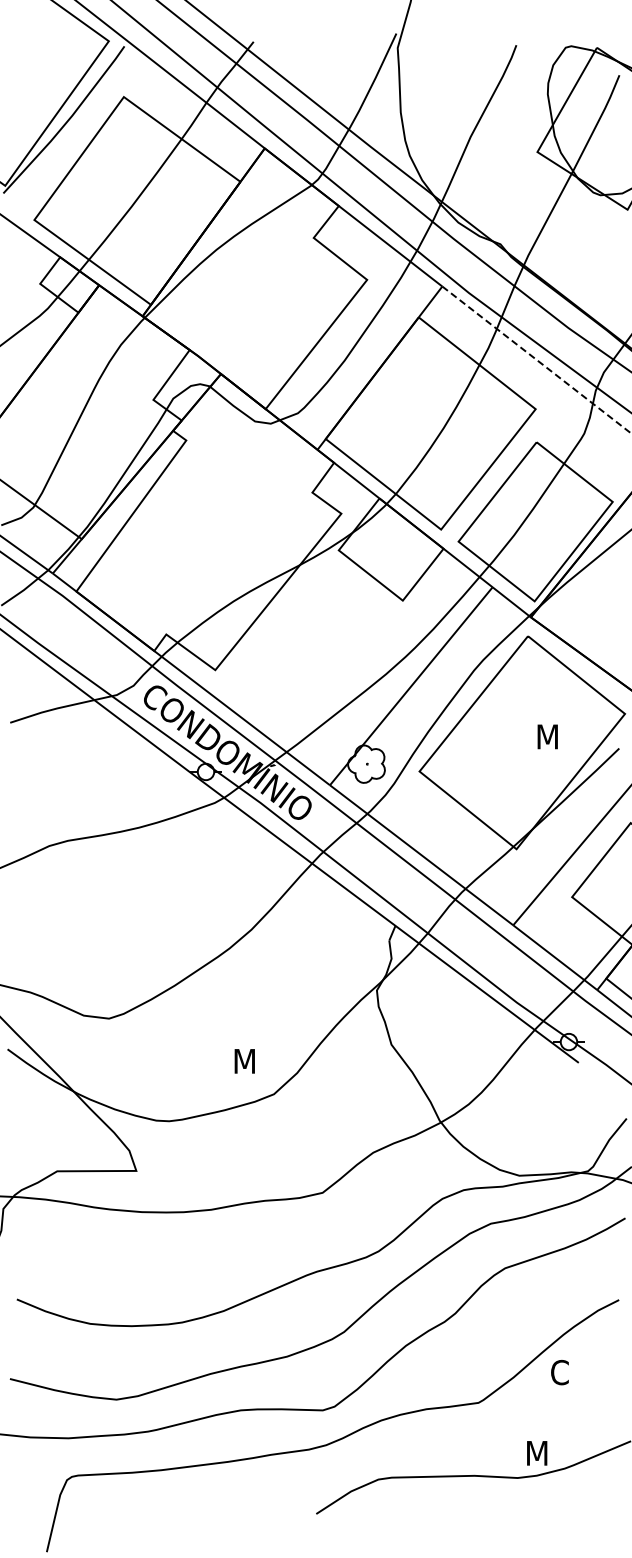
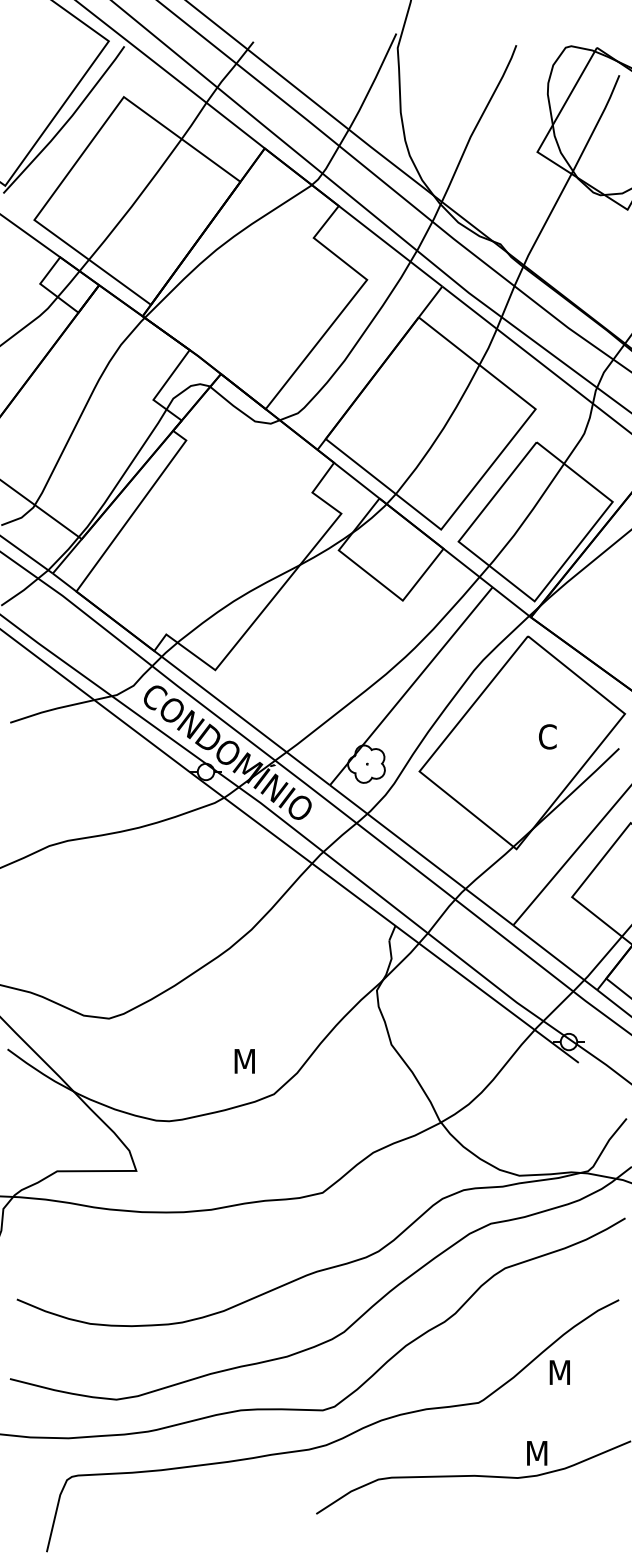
line: dashed -> solid (537, 360)
text: M -> C (547, 736)
text: C -> M (559, 1372)
